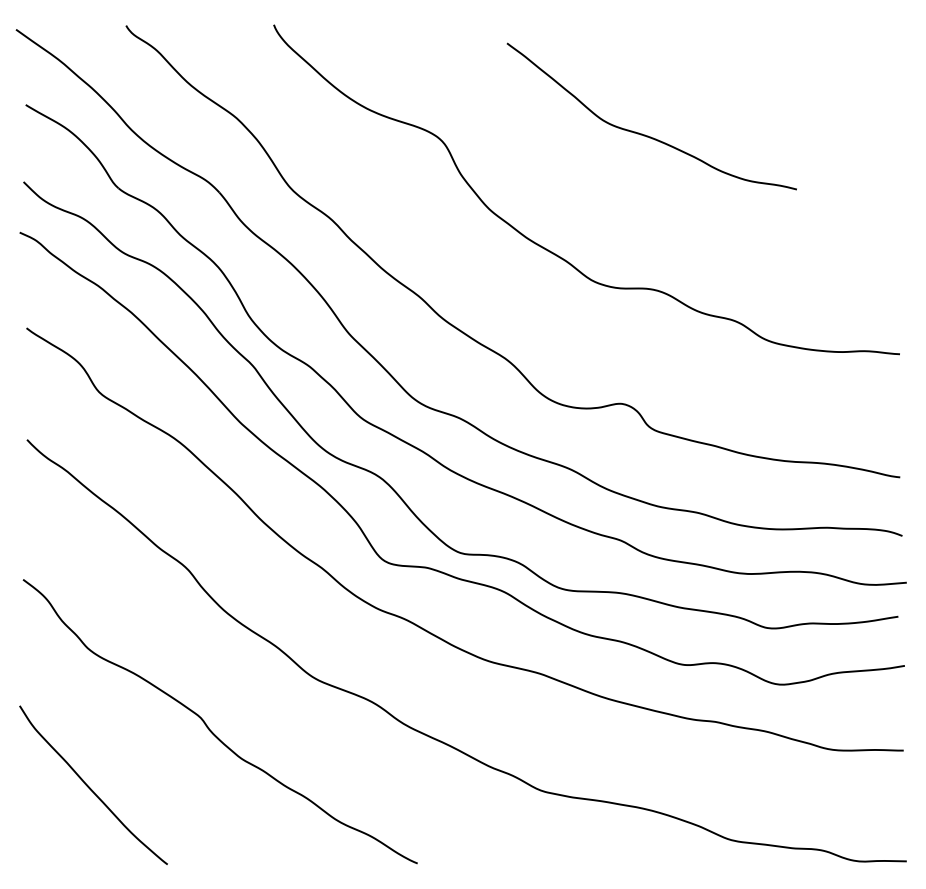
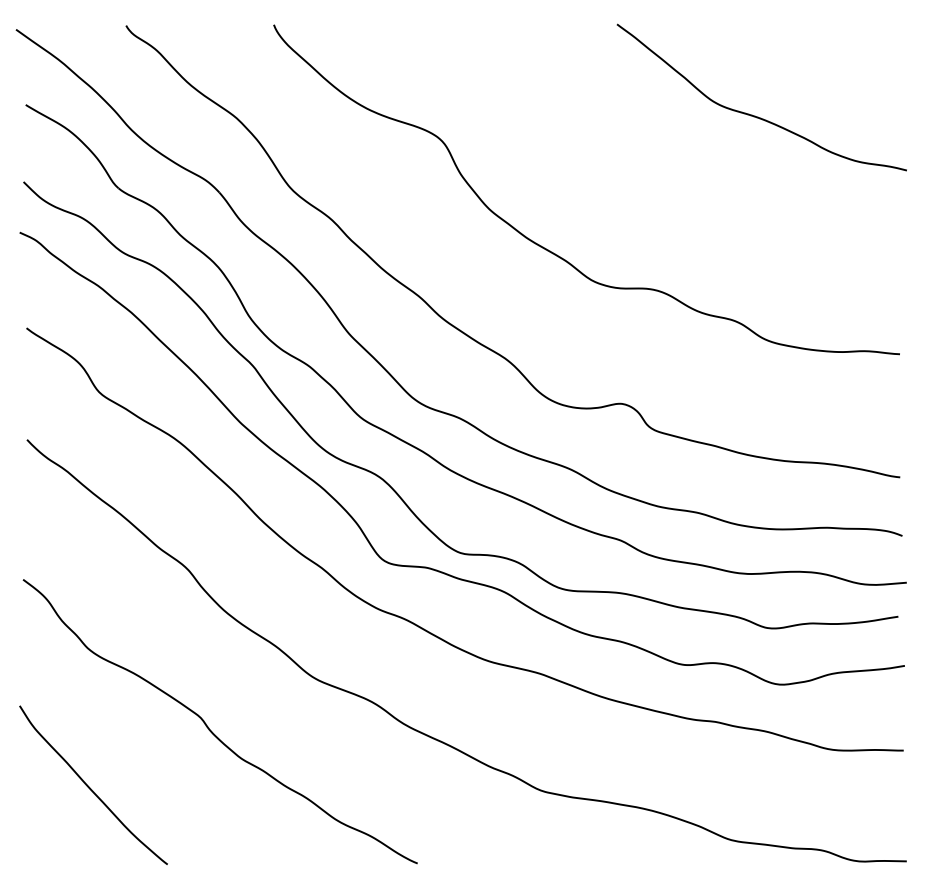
curve position: (645, 134) -> (755, 115) (755, 115)
